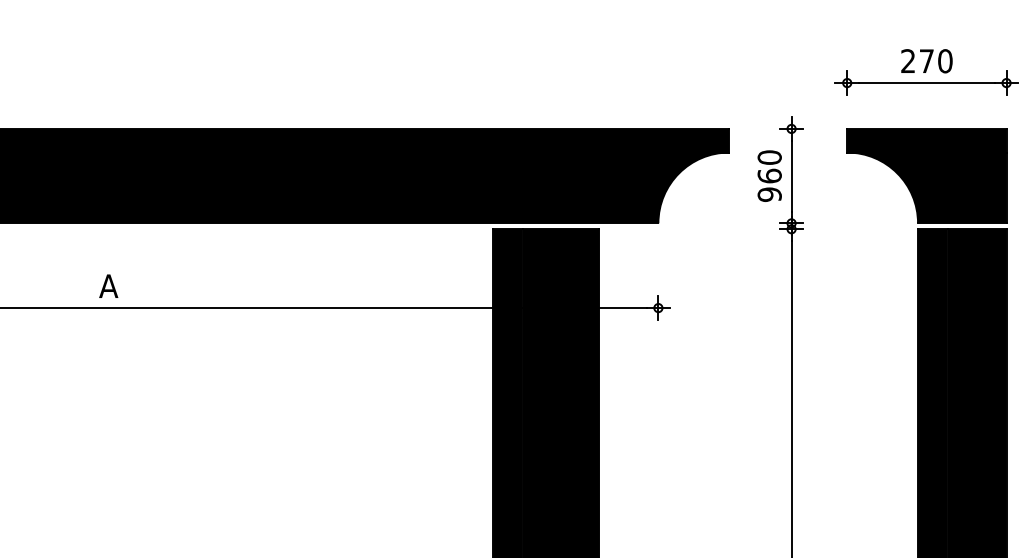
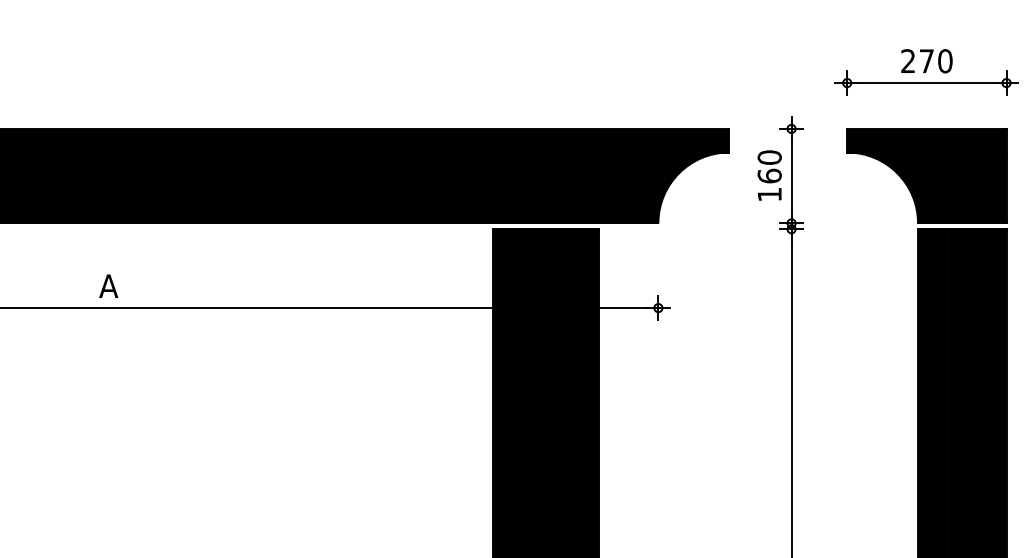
text: 960 -> 160 (769, 194)
